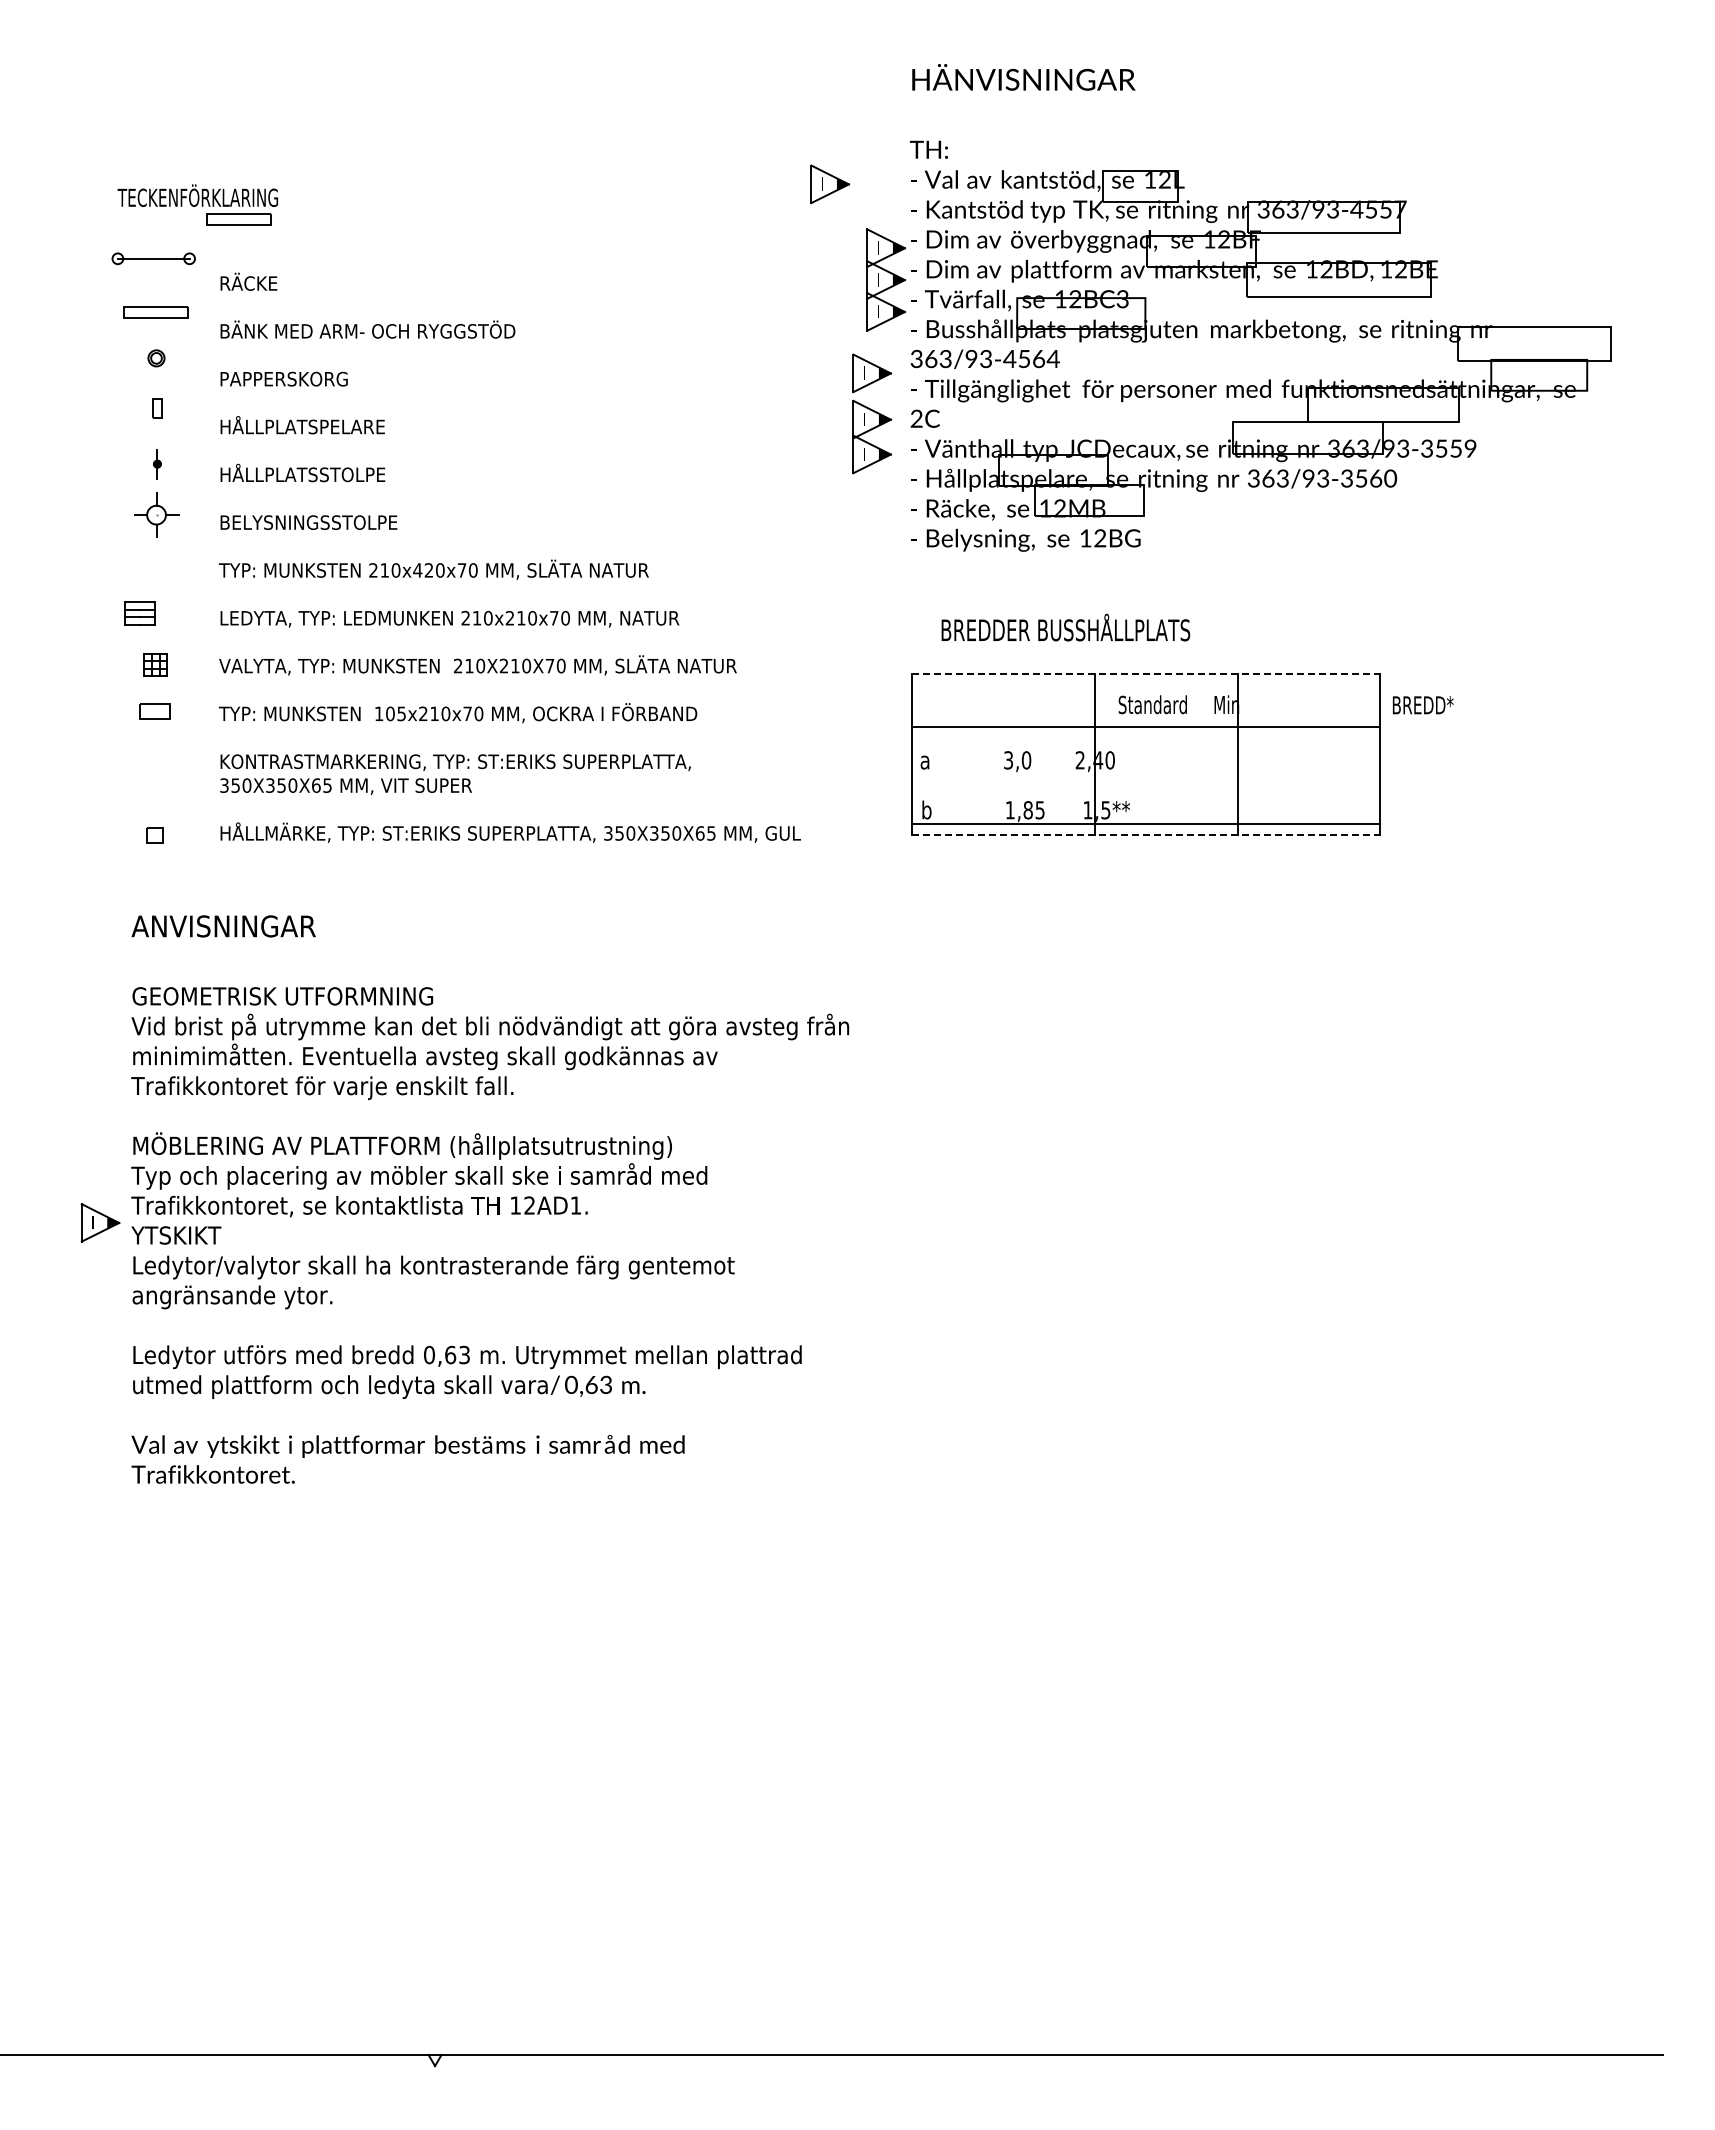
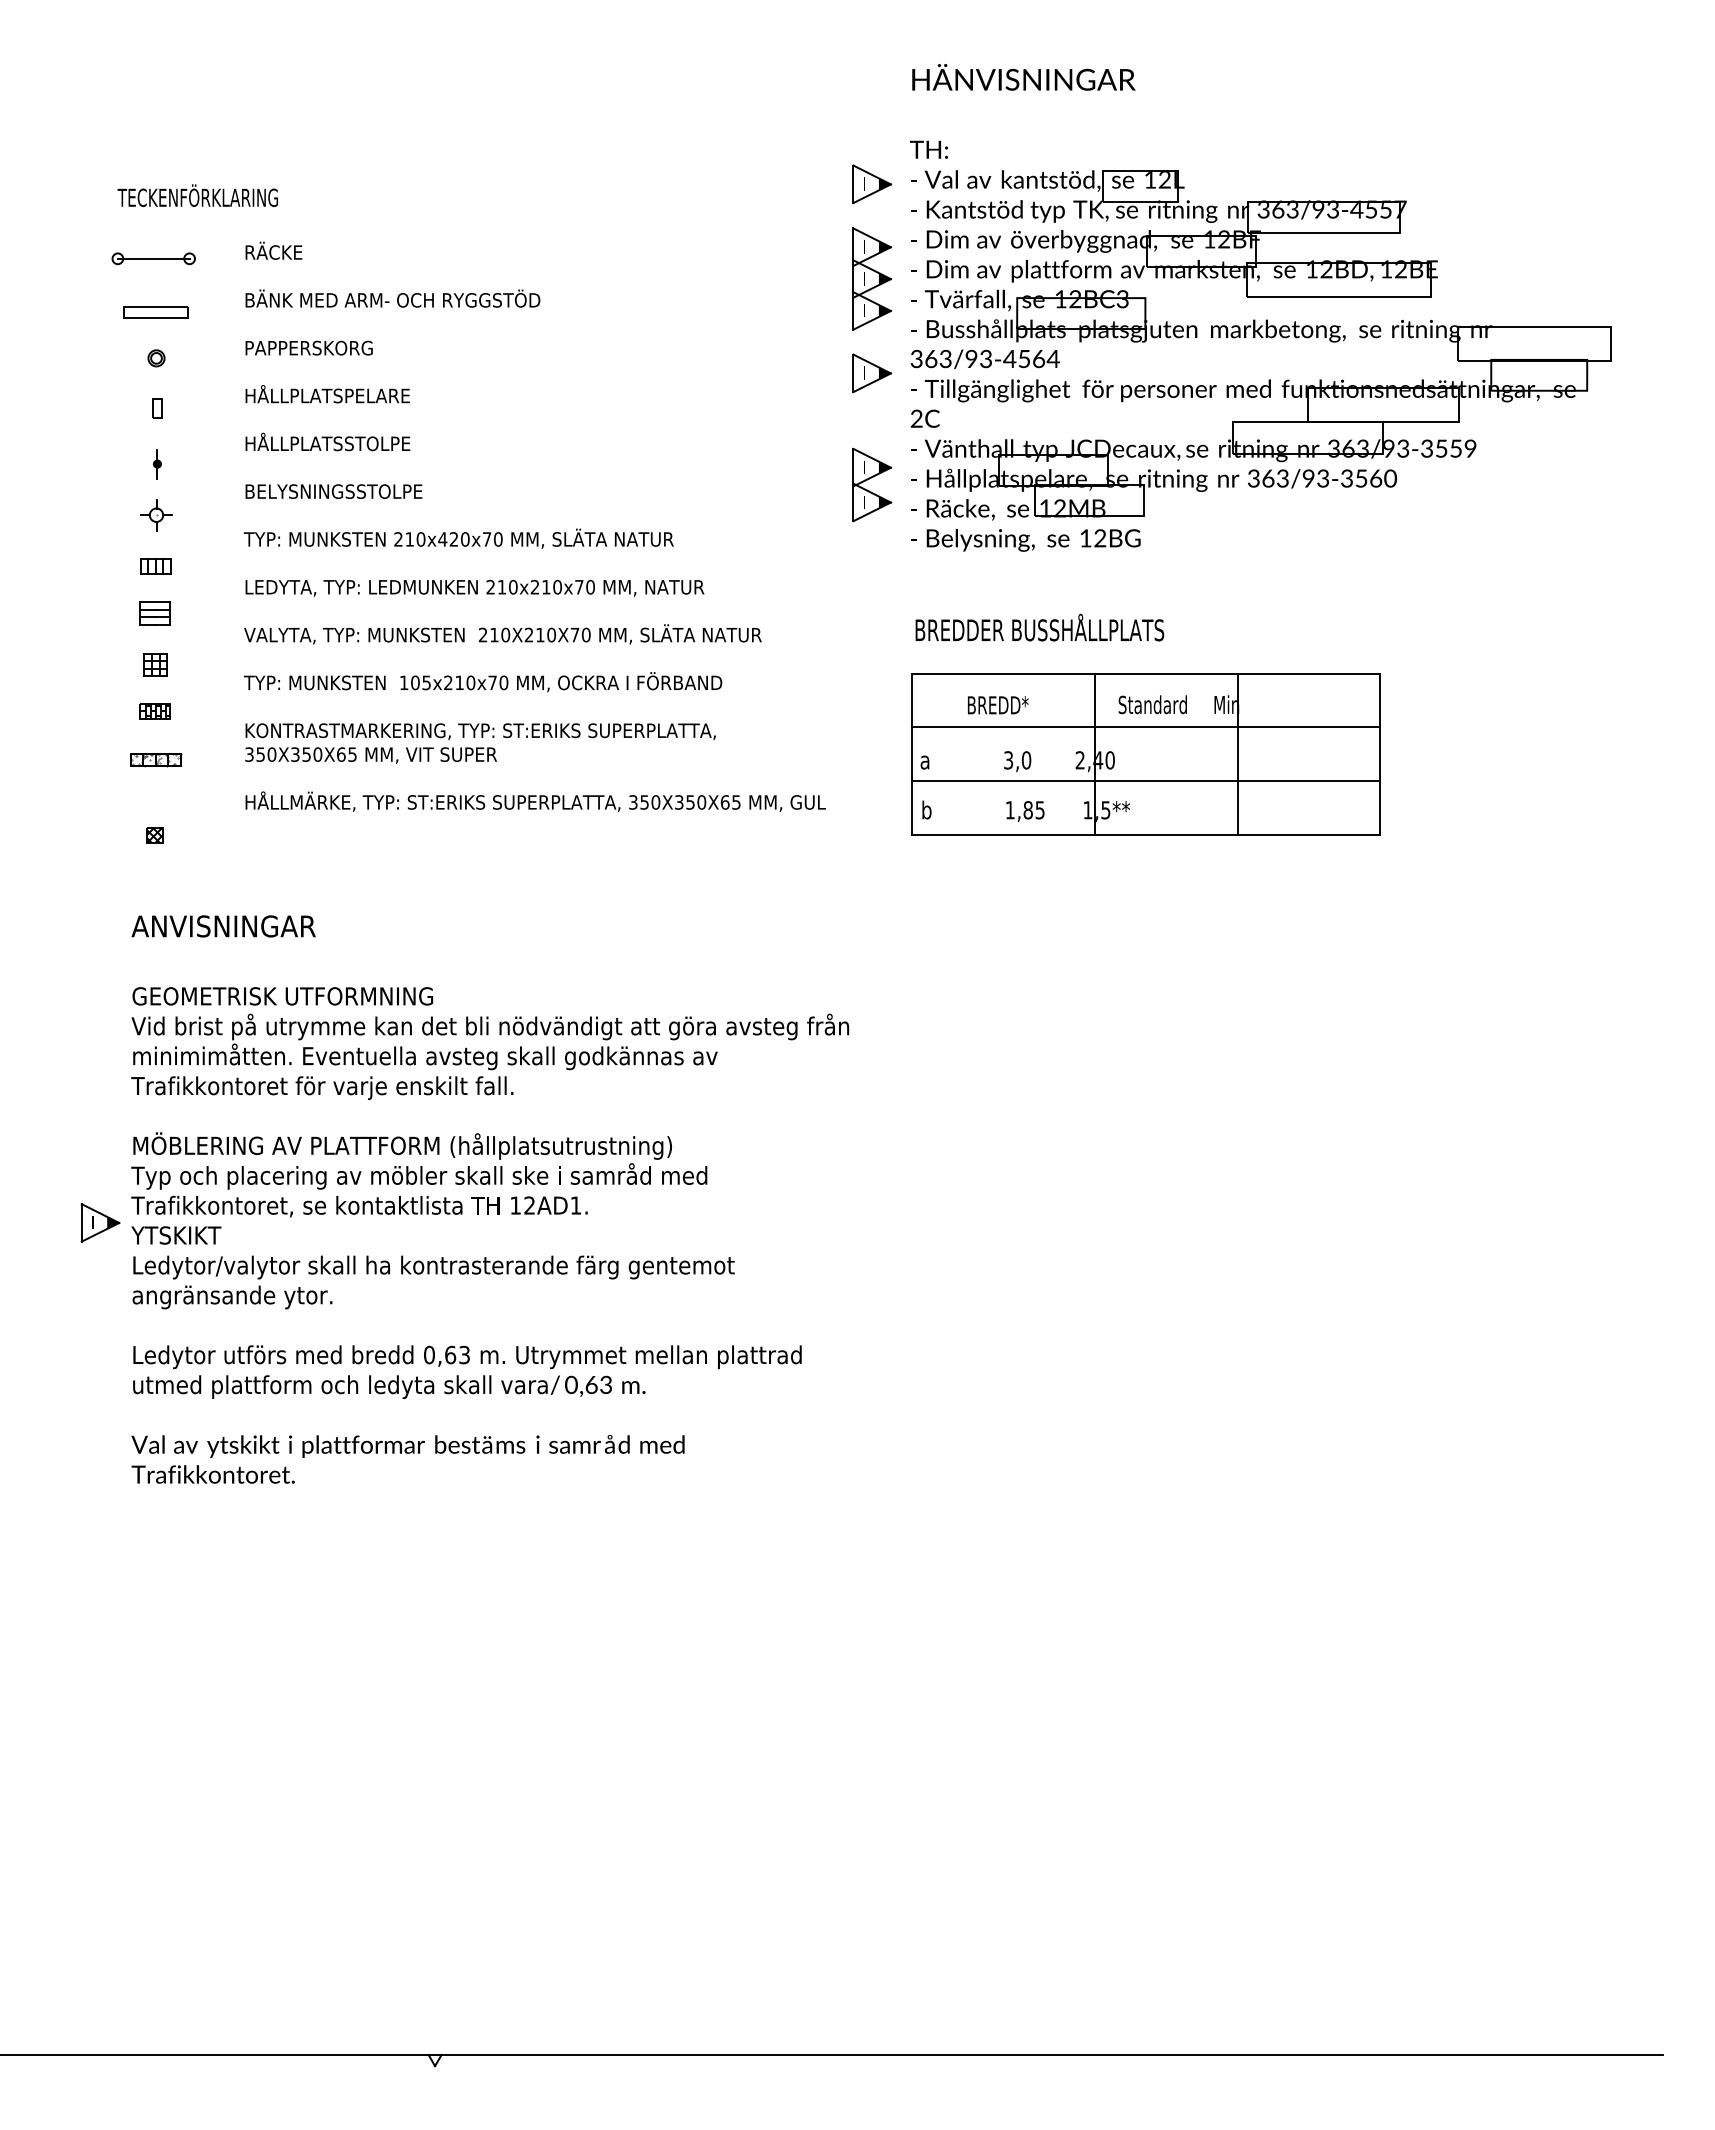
part position: (829, 184) -> (871, 184) (871, 184)
part: present -> none (238, 219)
part position: (885, 279) -> (871, 278) (871, 278)
part position: (872, 436) -> (872, 484) (872, 484)
part size: 46x46 px -> 33x33 px (156, 515)
text position: (509, 557) -> (534, 526) (534, 526)
part: none -> present (155, 566)
part position: (139, 613) -> (154, 613) (154, 613)
text position: (1065, 627) -> (1039, 627) (1039, 627)
line: dashed -> solid (1146, 673)
text position: (1423, 705) -> (998, 705) (998, 705)
hatch: none -> present (155, 710)
part: none -> present (156, 760)
line position: (1146, 824) -> (1146, 781) (1146, 781)
hatch: none -> present (154, 834)
line: dashed -> solid (1146, 835)
